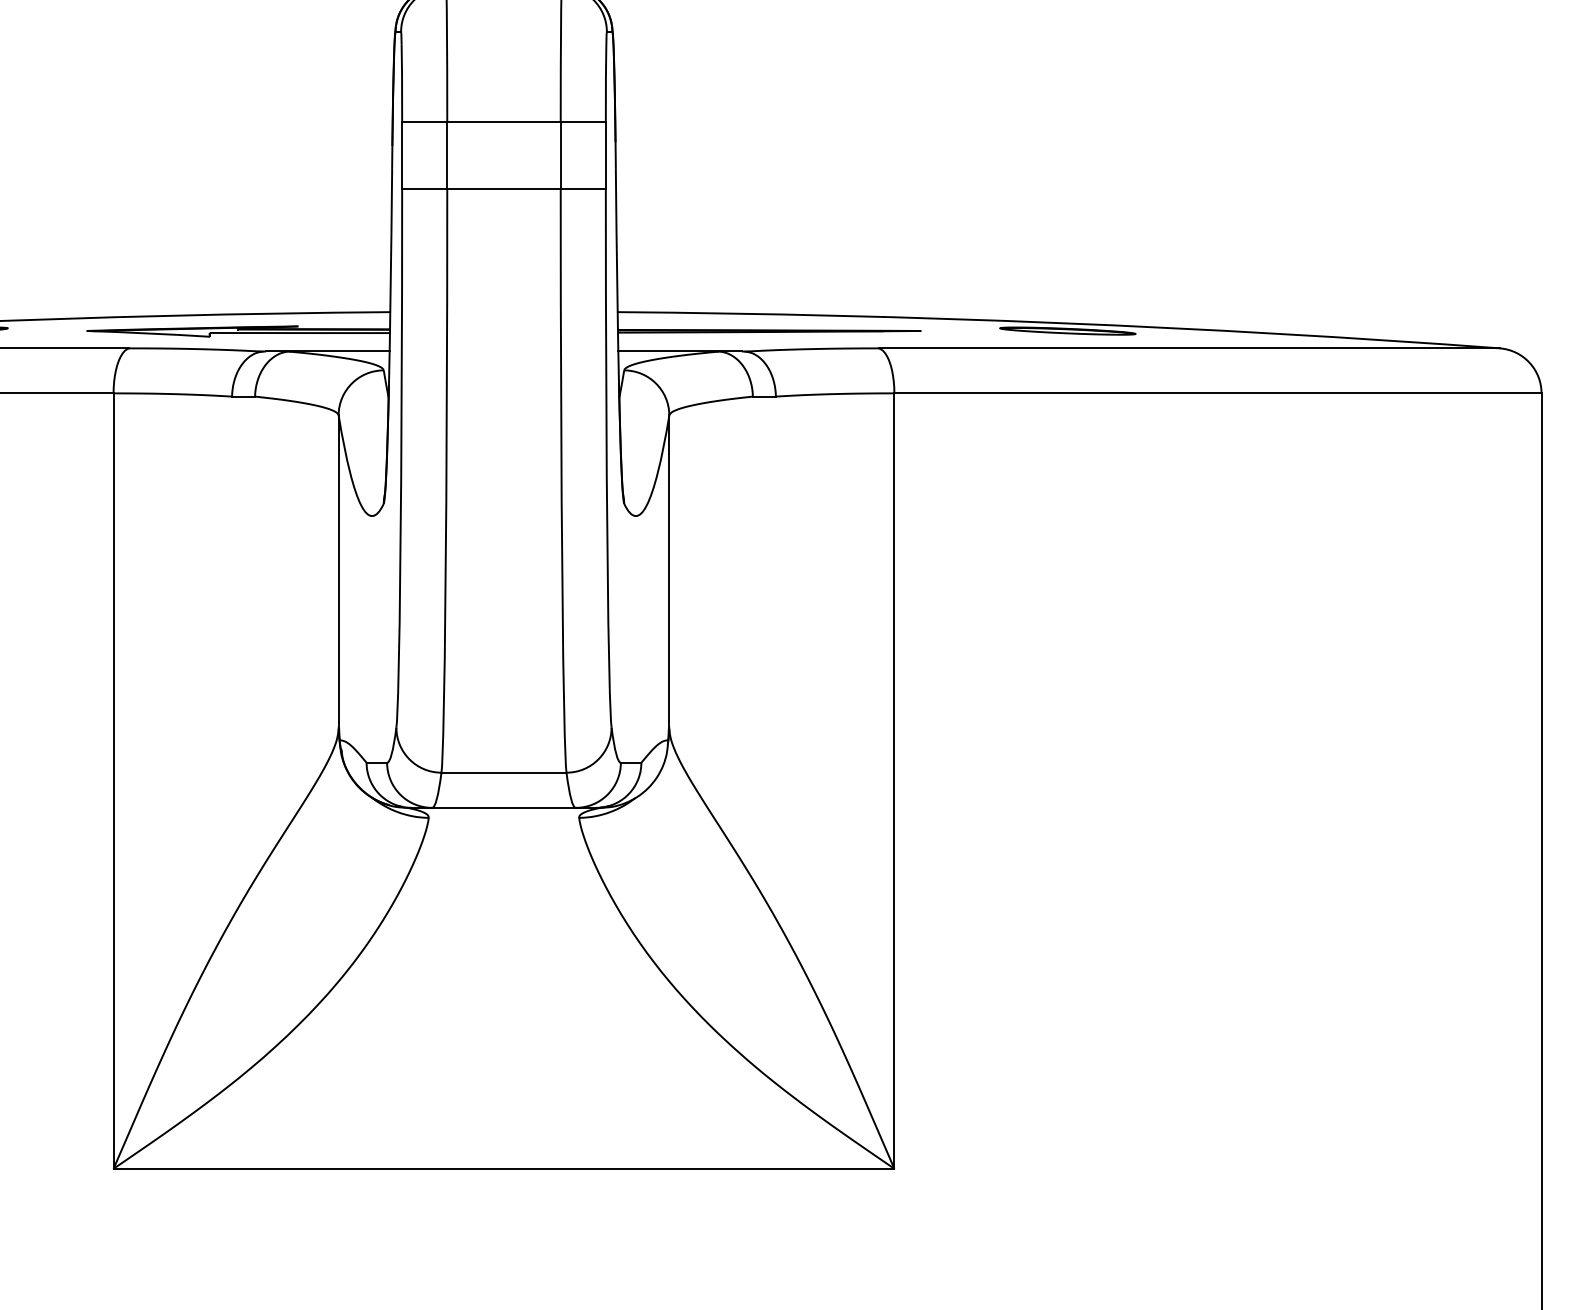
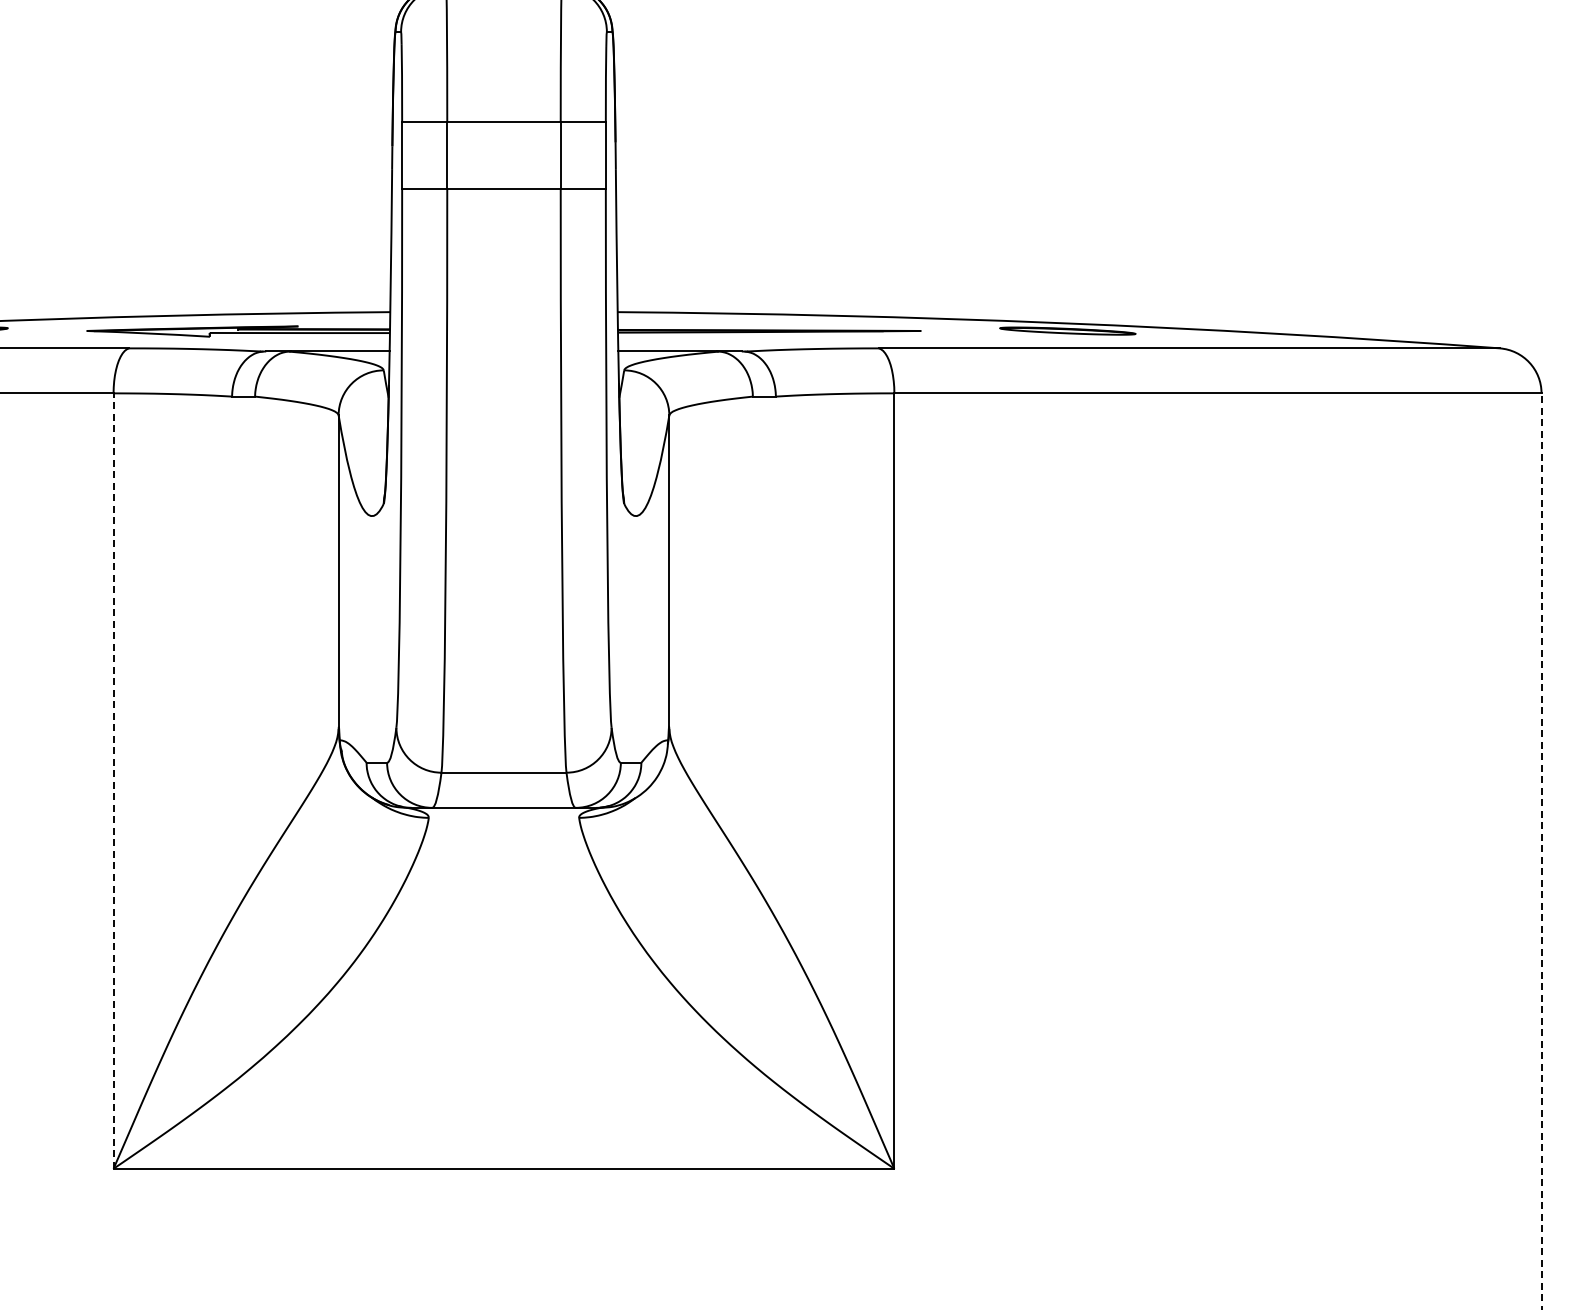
line: solid -> dashed (113, 781)
line: solid -> dashed (1541, 851)
